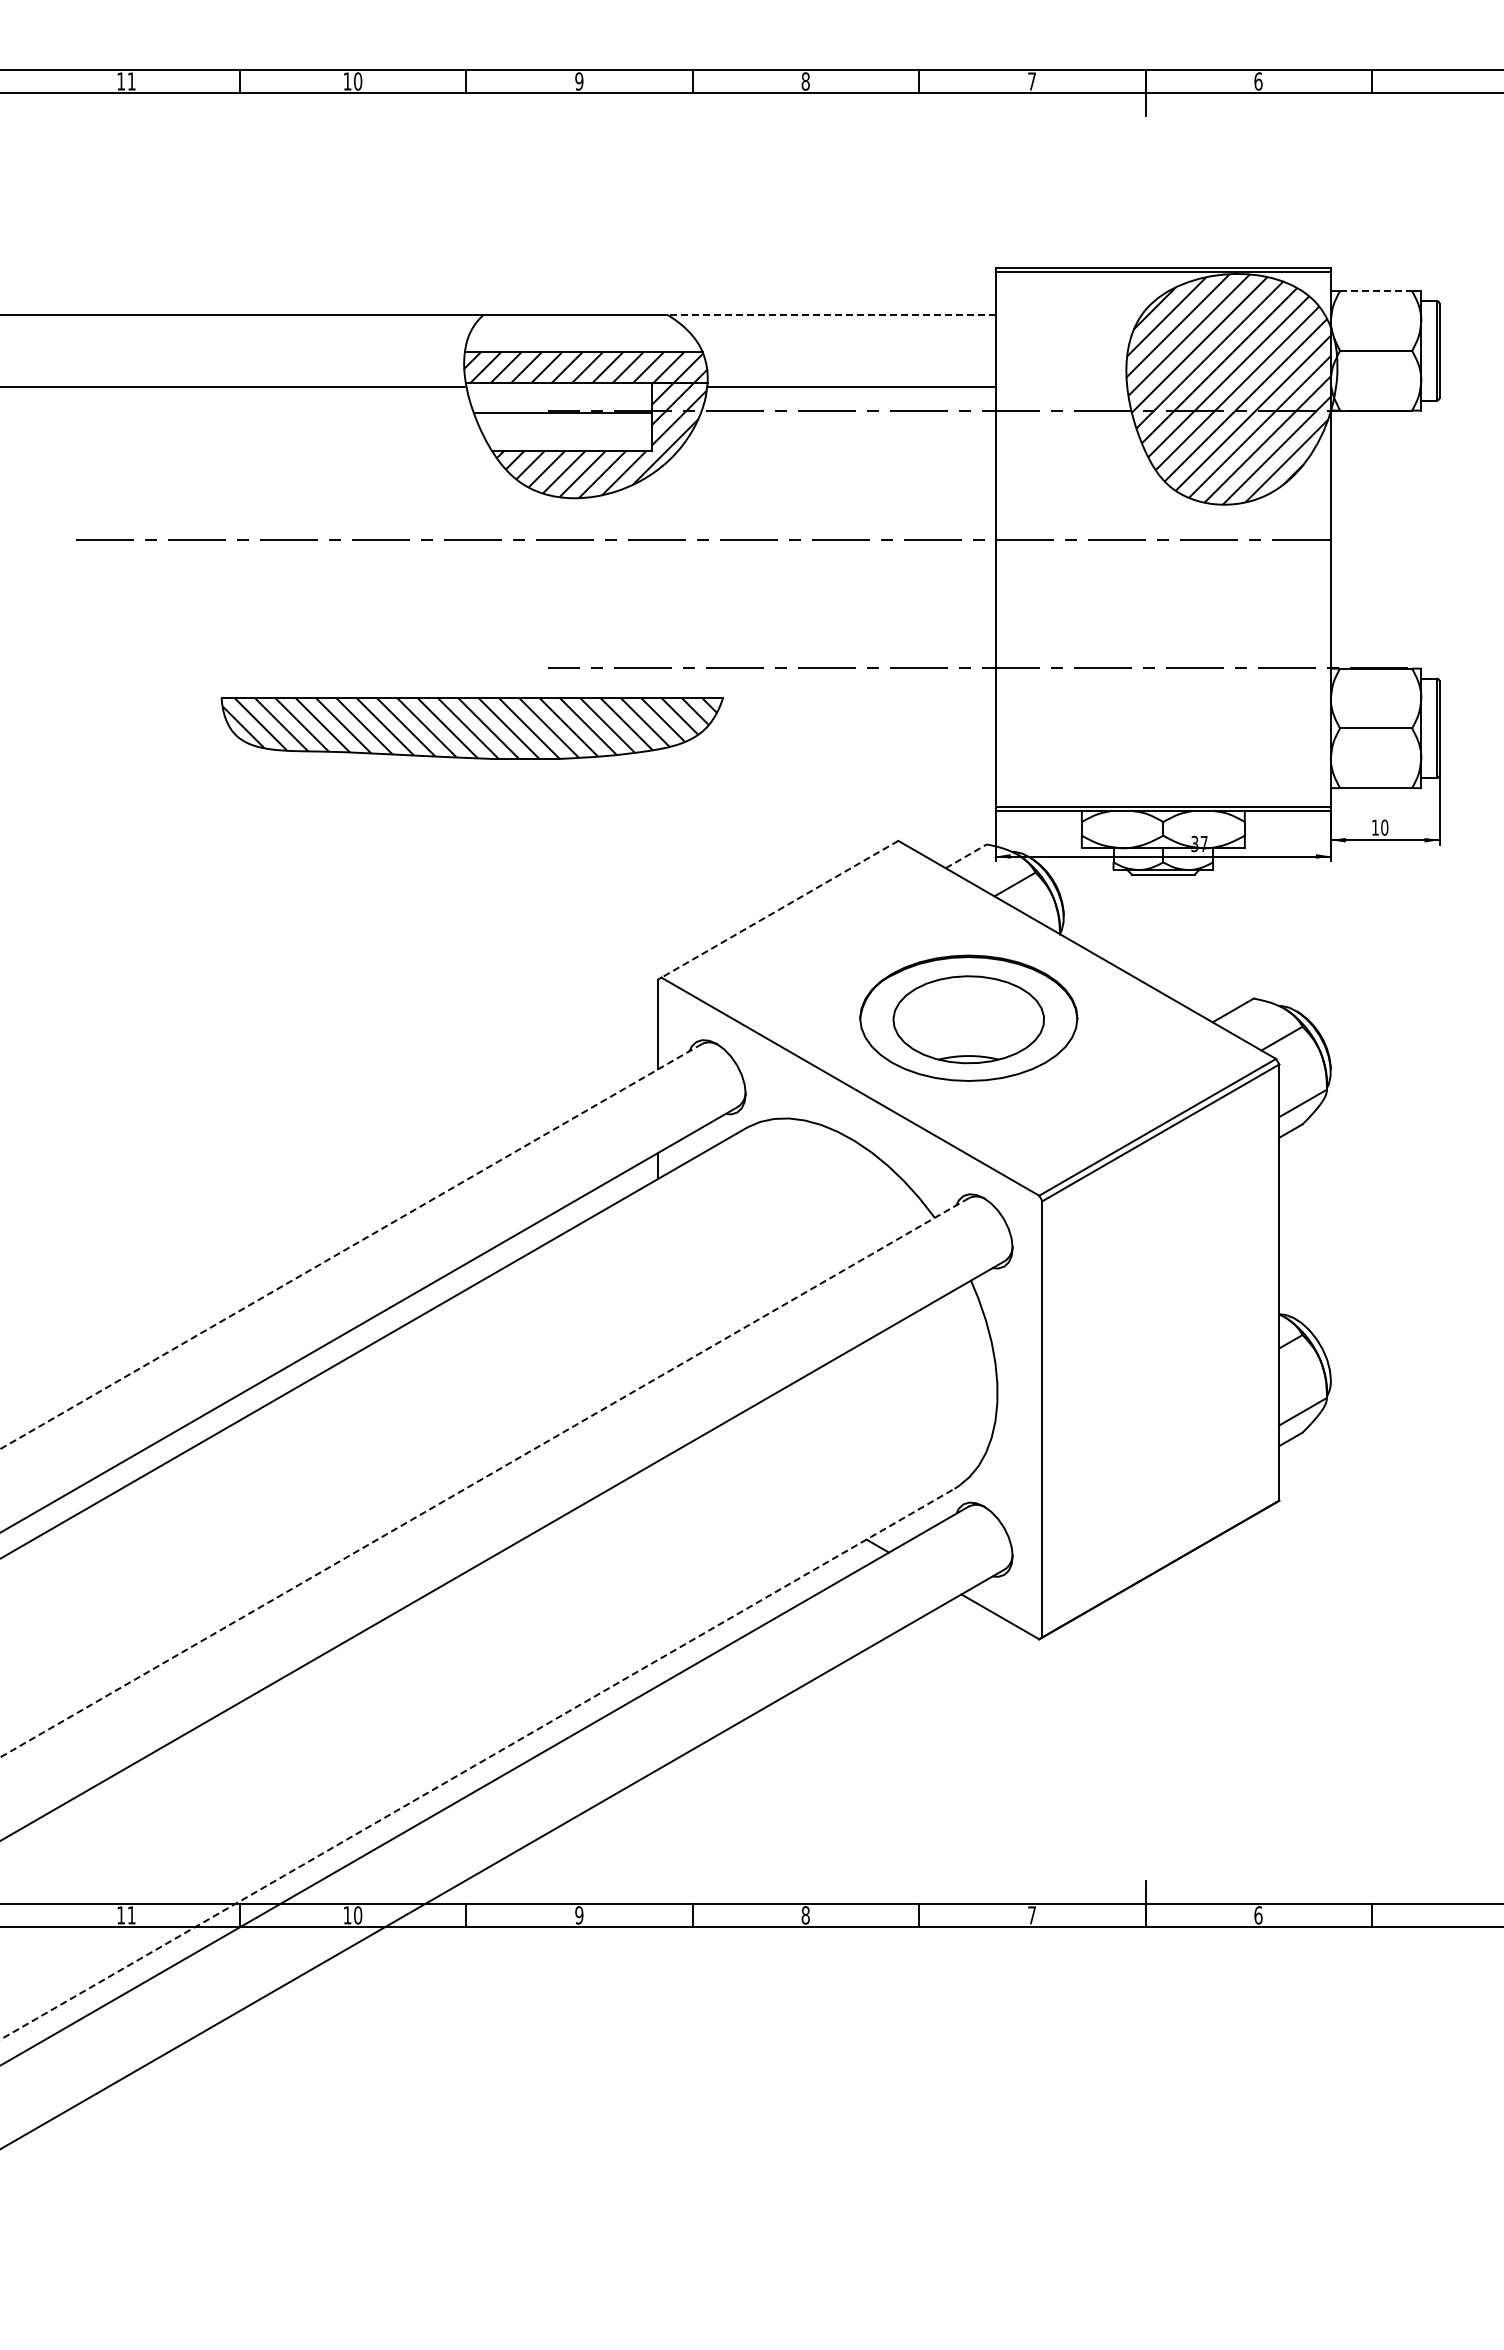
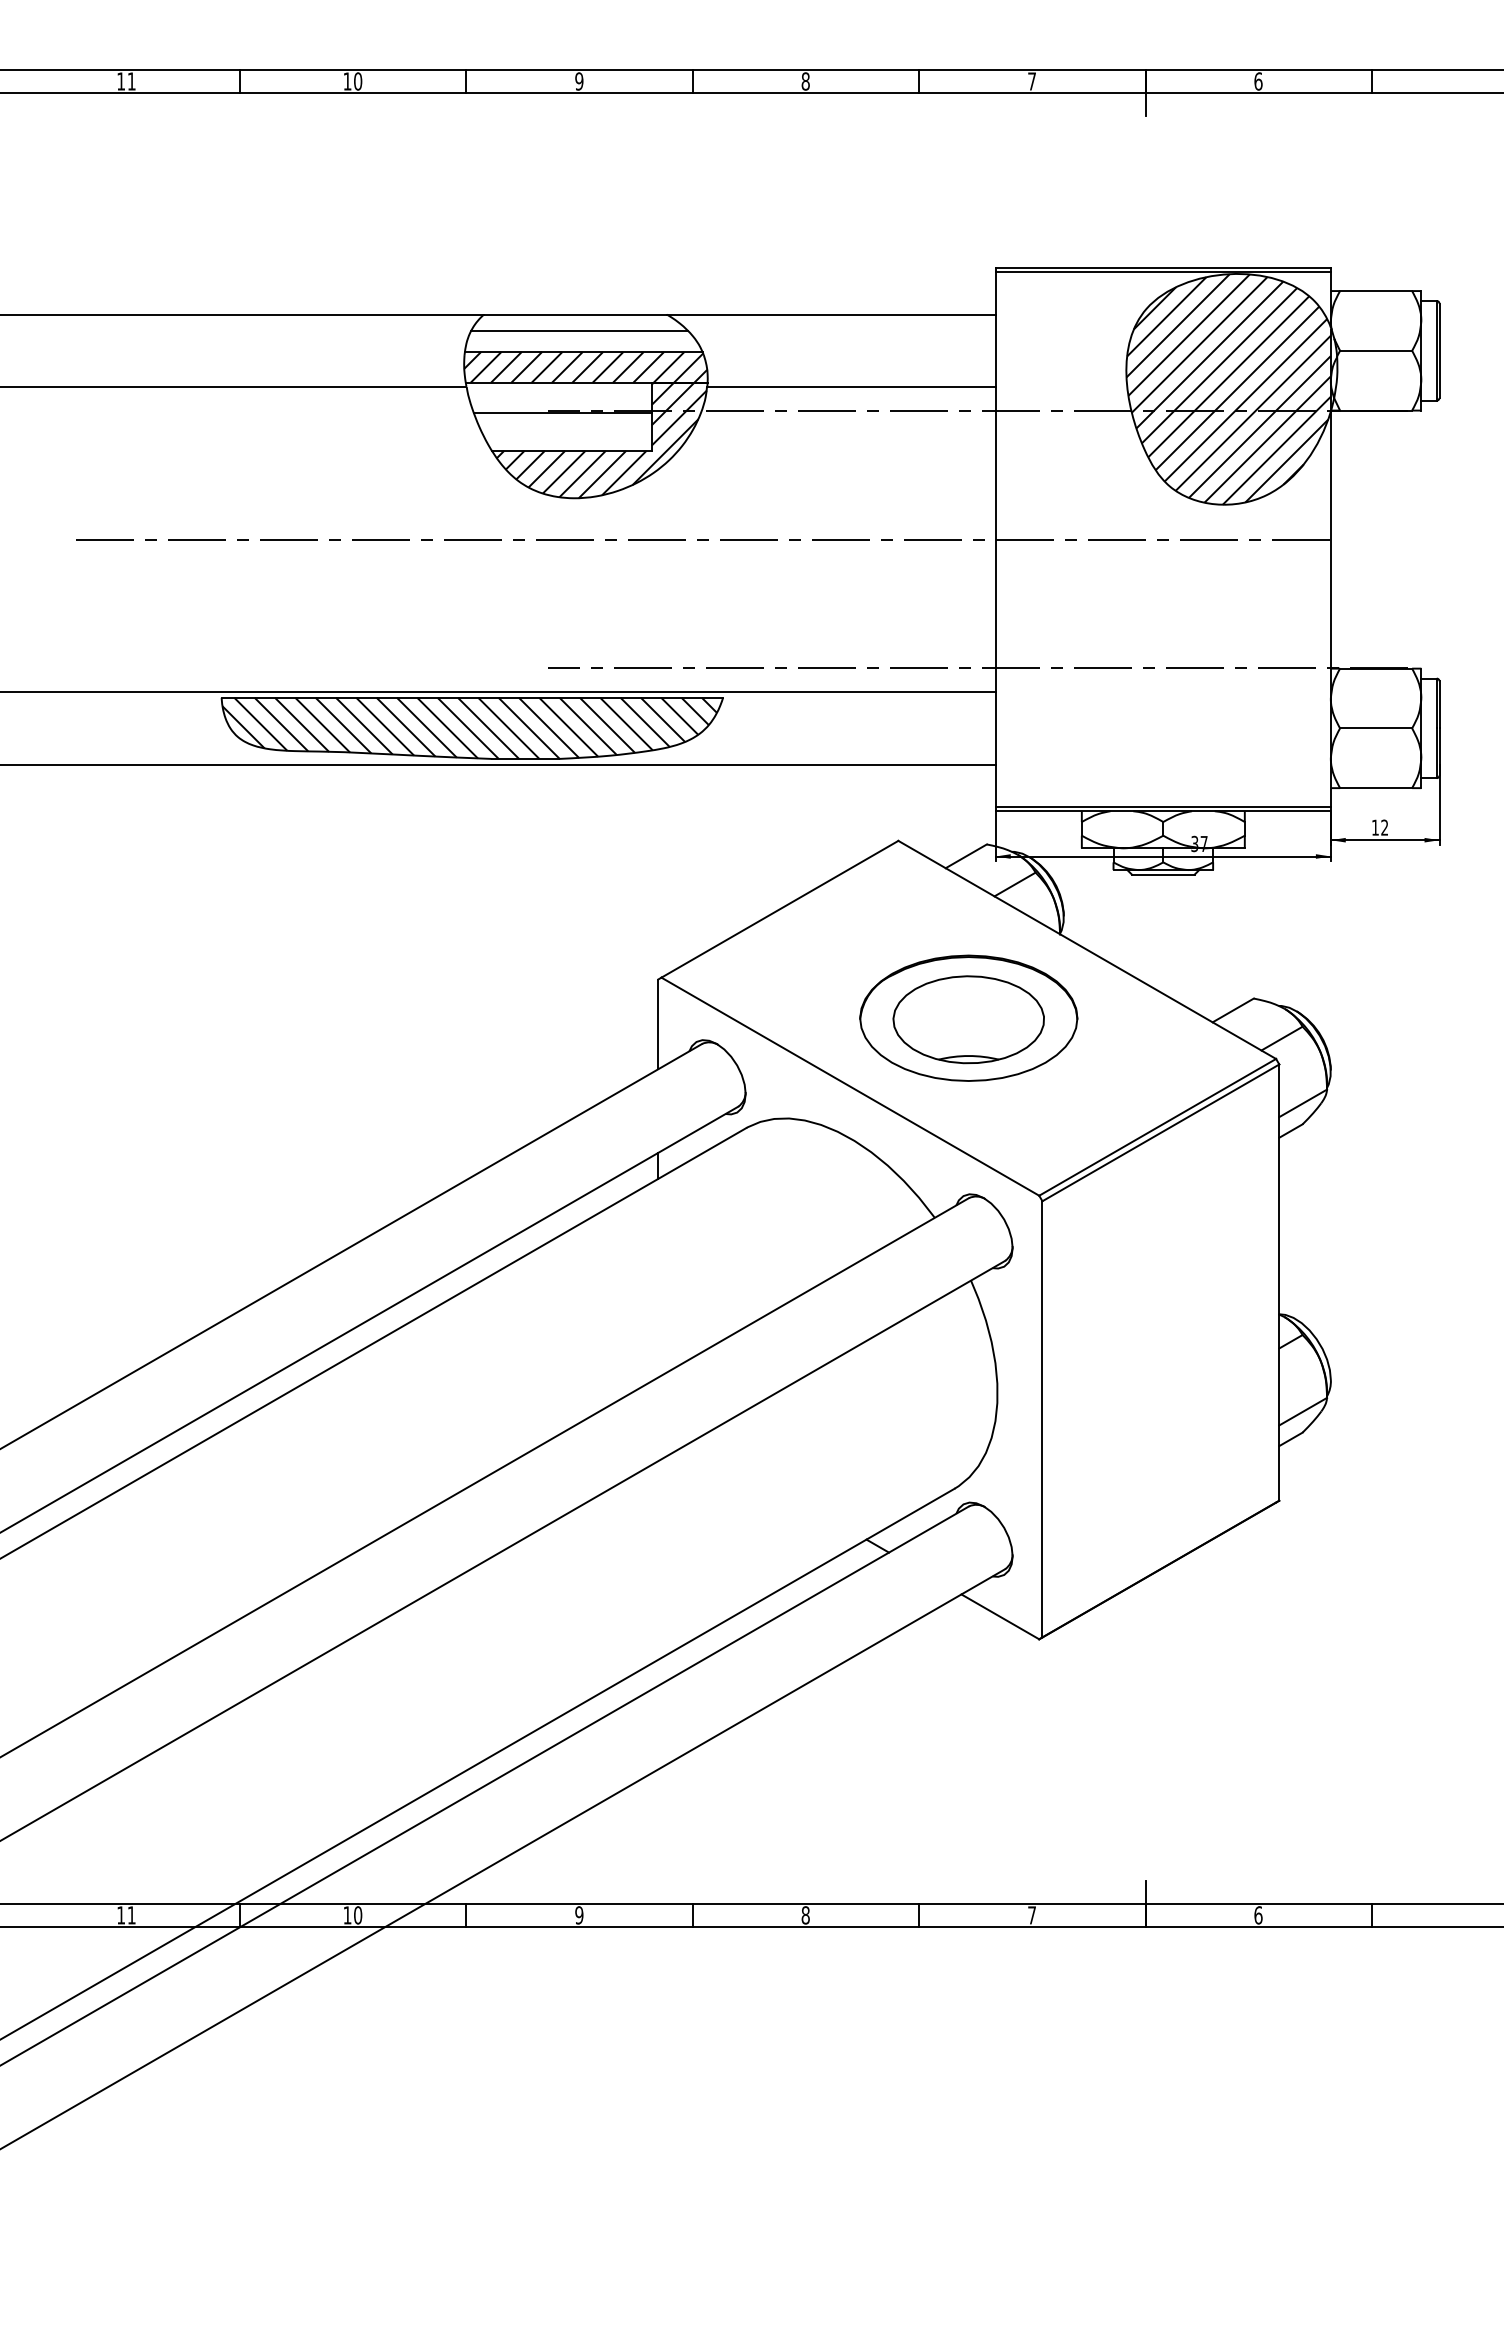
line: dashed -> solid (1376, 291)
line: dashed -> solid (830, 314)
line: none -> present (579, 331)
line: none -> present (498, 692)
line: none -> present (498, 764)
text: 10 -> 12 (1384, 827)
line: dashed -> solid (966, 856)
line: dashed -> solid (779, 909)
line: dashed -> solid (351, 1246)
line: dashed -> solid (484, 1478)
line: dashed -> solid (477, 1764)
